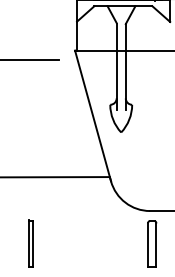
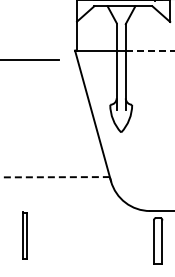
line: solid -> dashed (150, 50)
line: solid -> dashed (55, 177)
part position: (30, 243) -> (24, 235) (24, 235)
part position: (152, 243) -> (158, 240) (158, 240)
